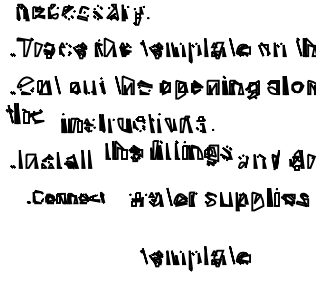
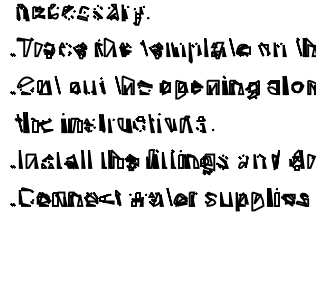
part position: (24, 113) -> (33, 122) (33, 122)
part position: (168, 153) -> (164, 162) (164, 162)
part size: 80x15 px -> 112x20 px (65, 196)
part: present -> none (195, 258)
